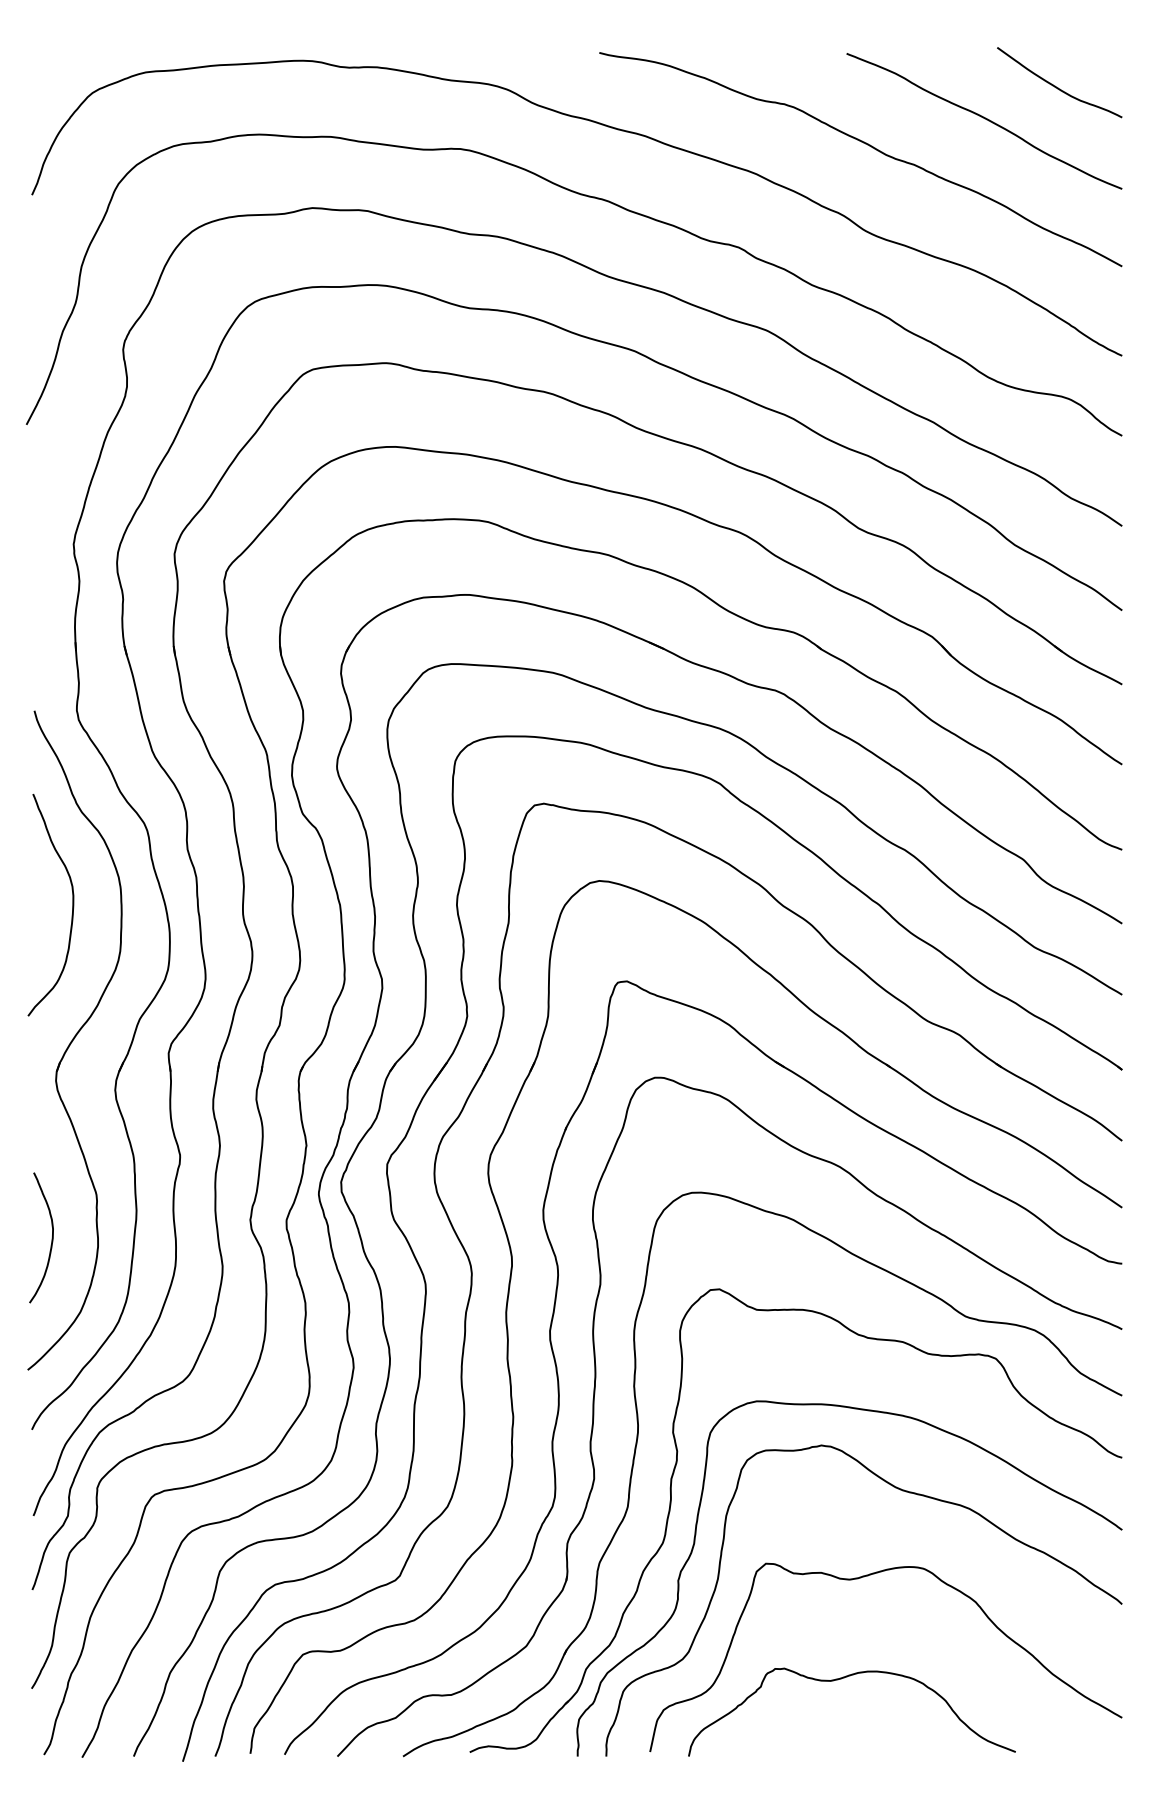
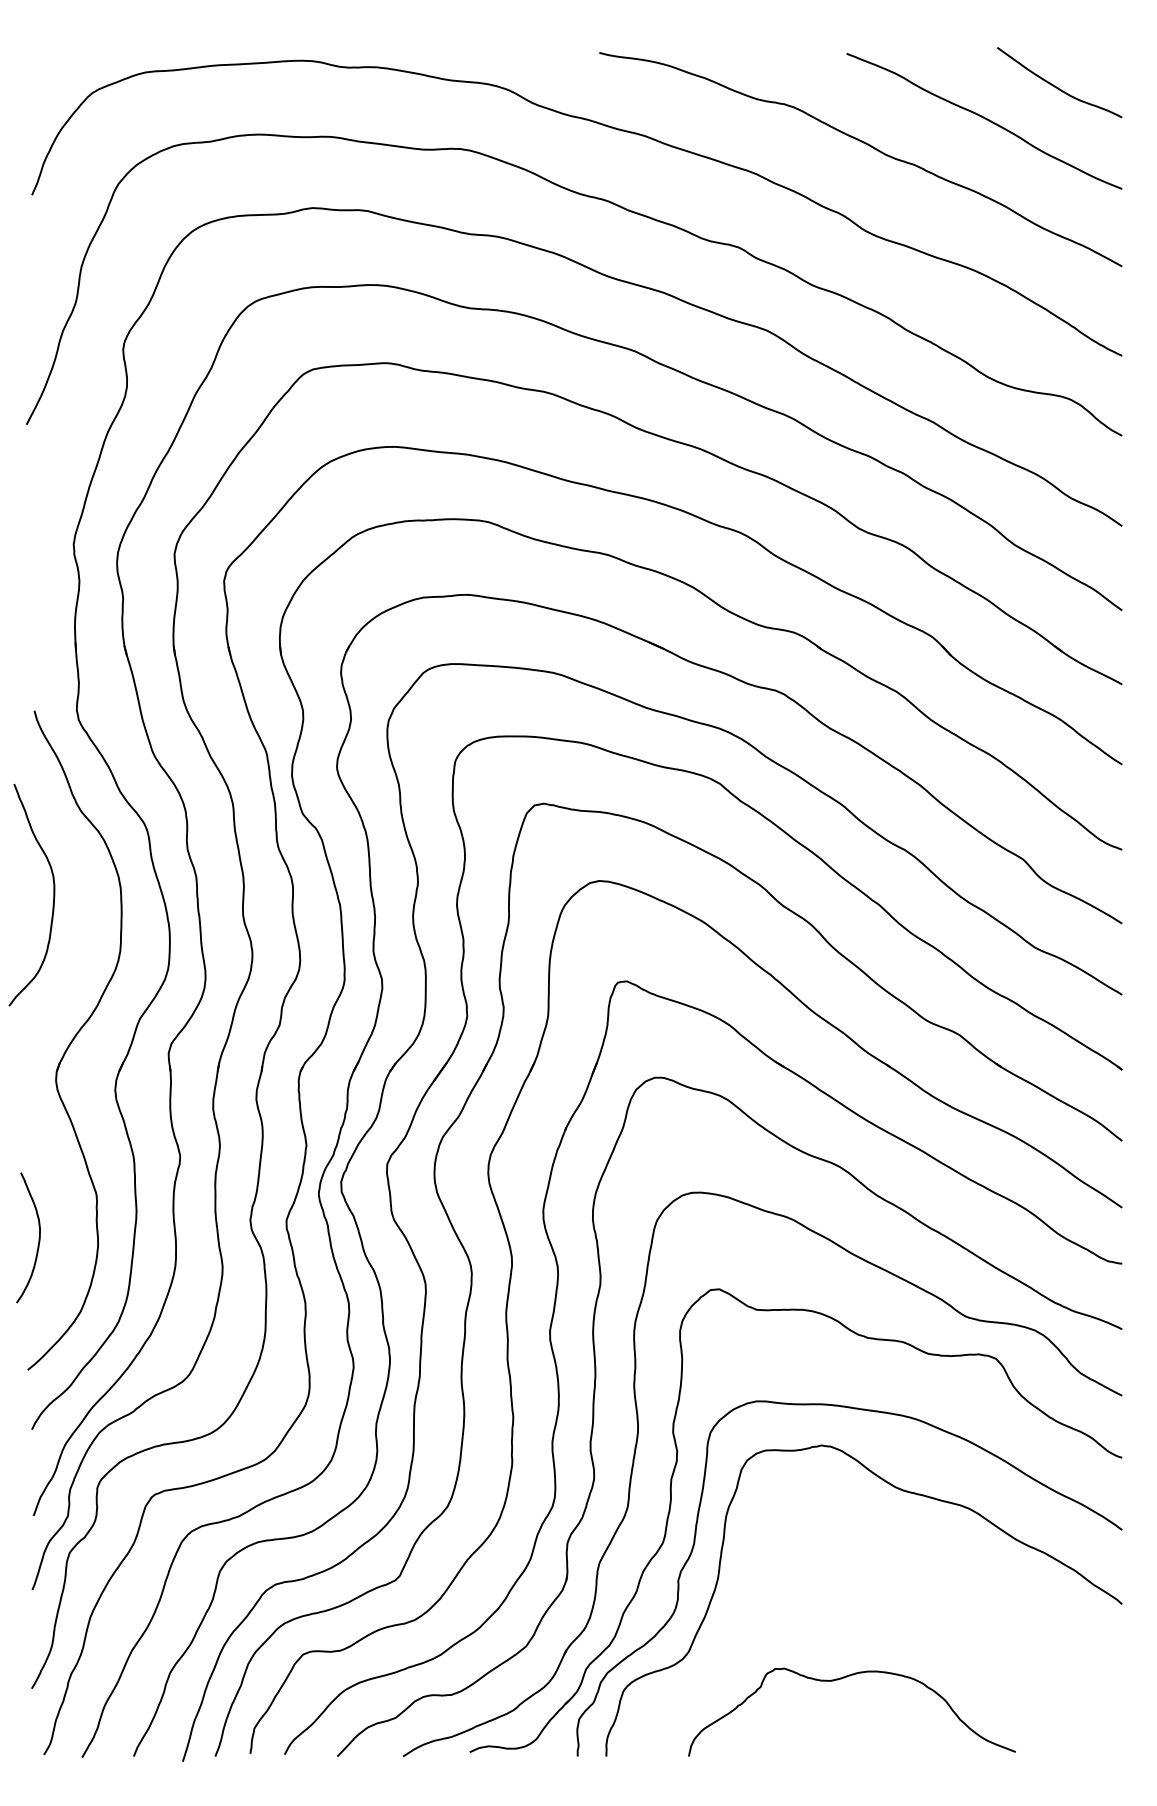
curve position: (72, 905) -> (53, 895) (53, 895)
curve position: (51, 1237) -> (38, 1237) (38, 1237)
curve: present -> none (858, 1579)
